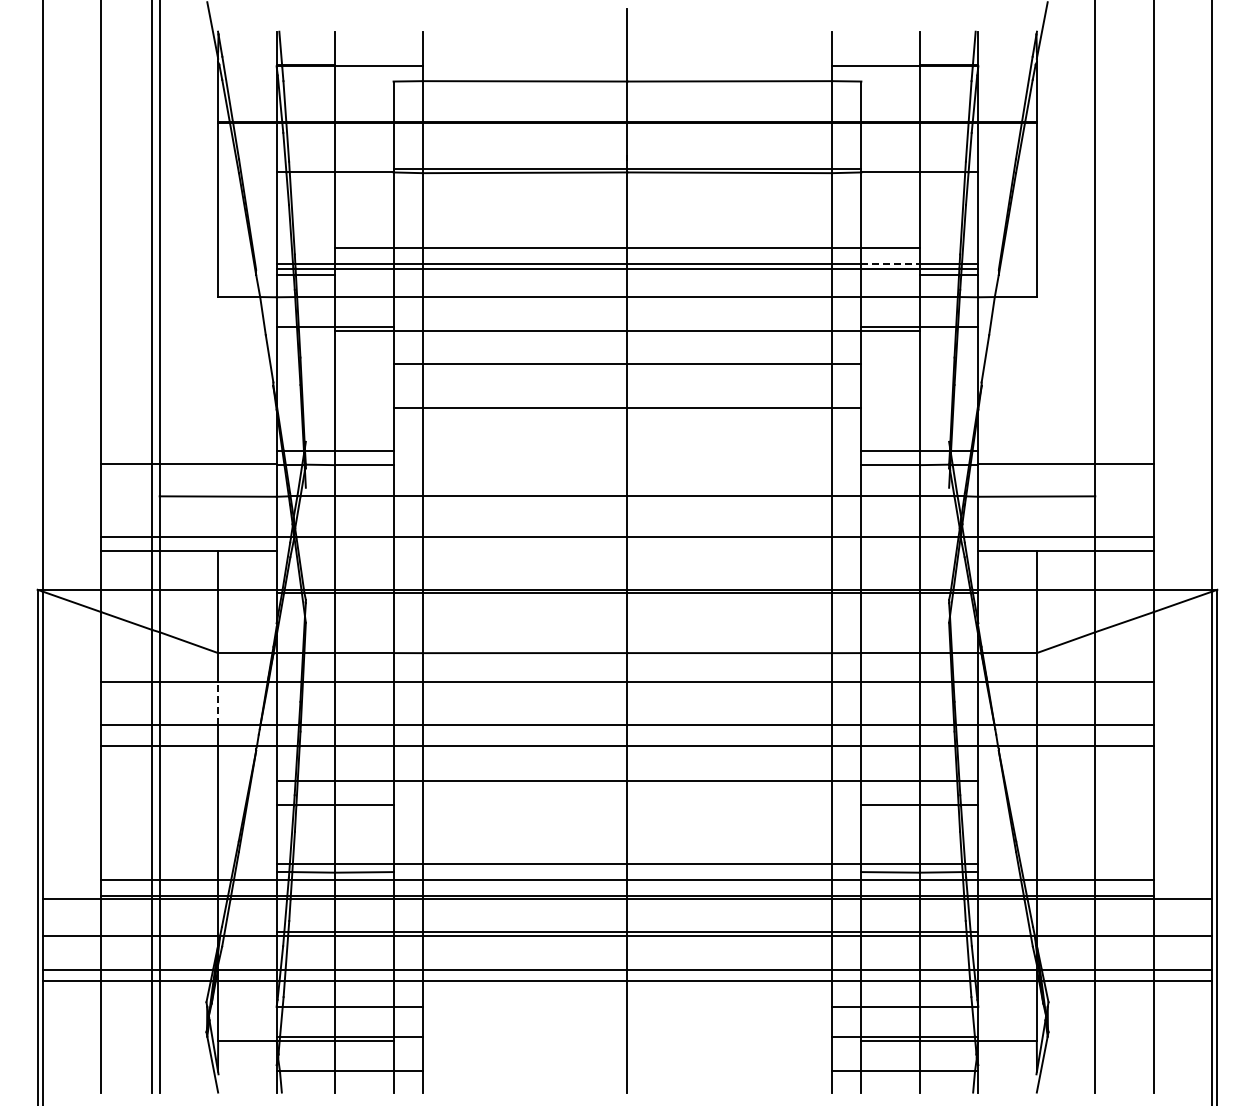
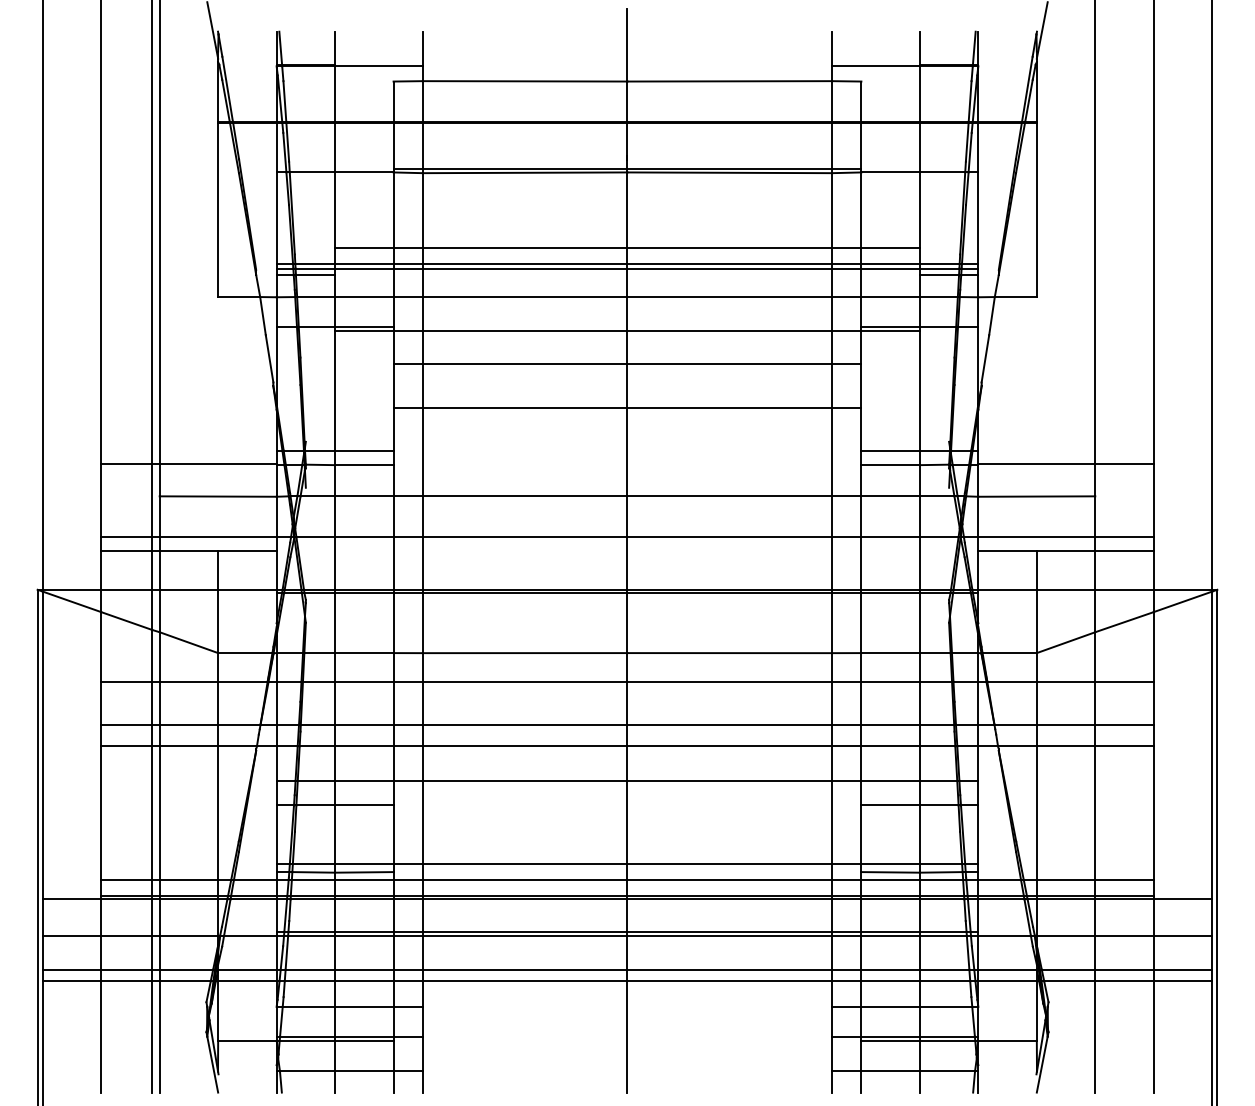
line: dashed -> solid (891, 263)
line: dashed -> solid (218, 703)
